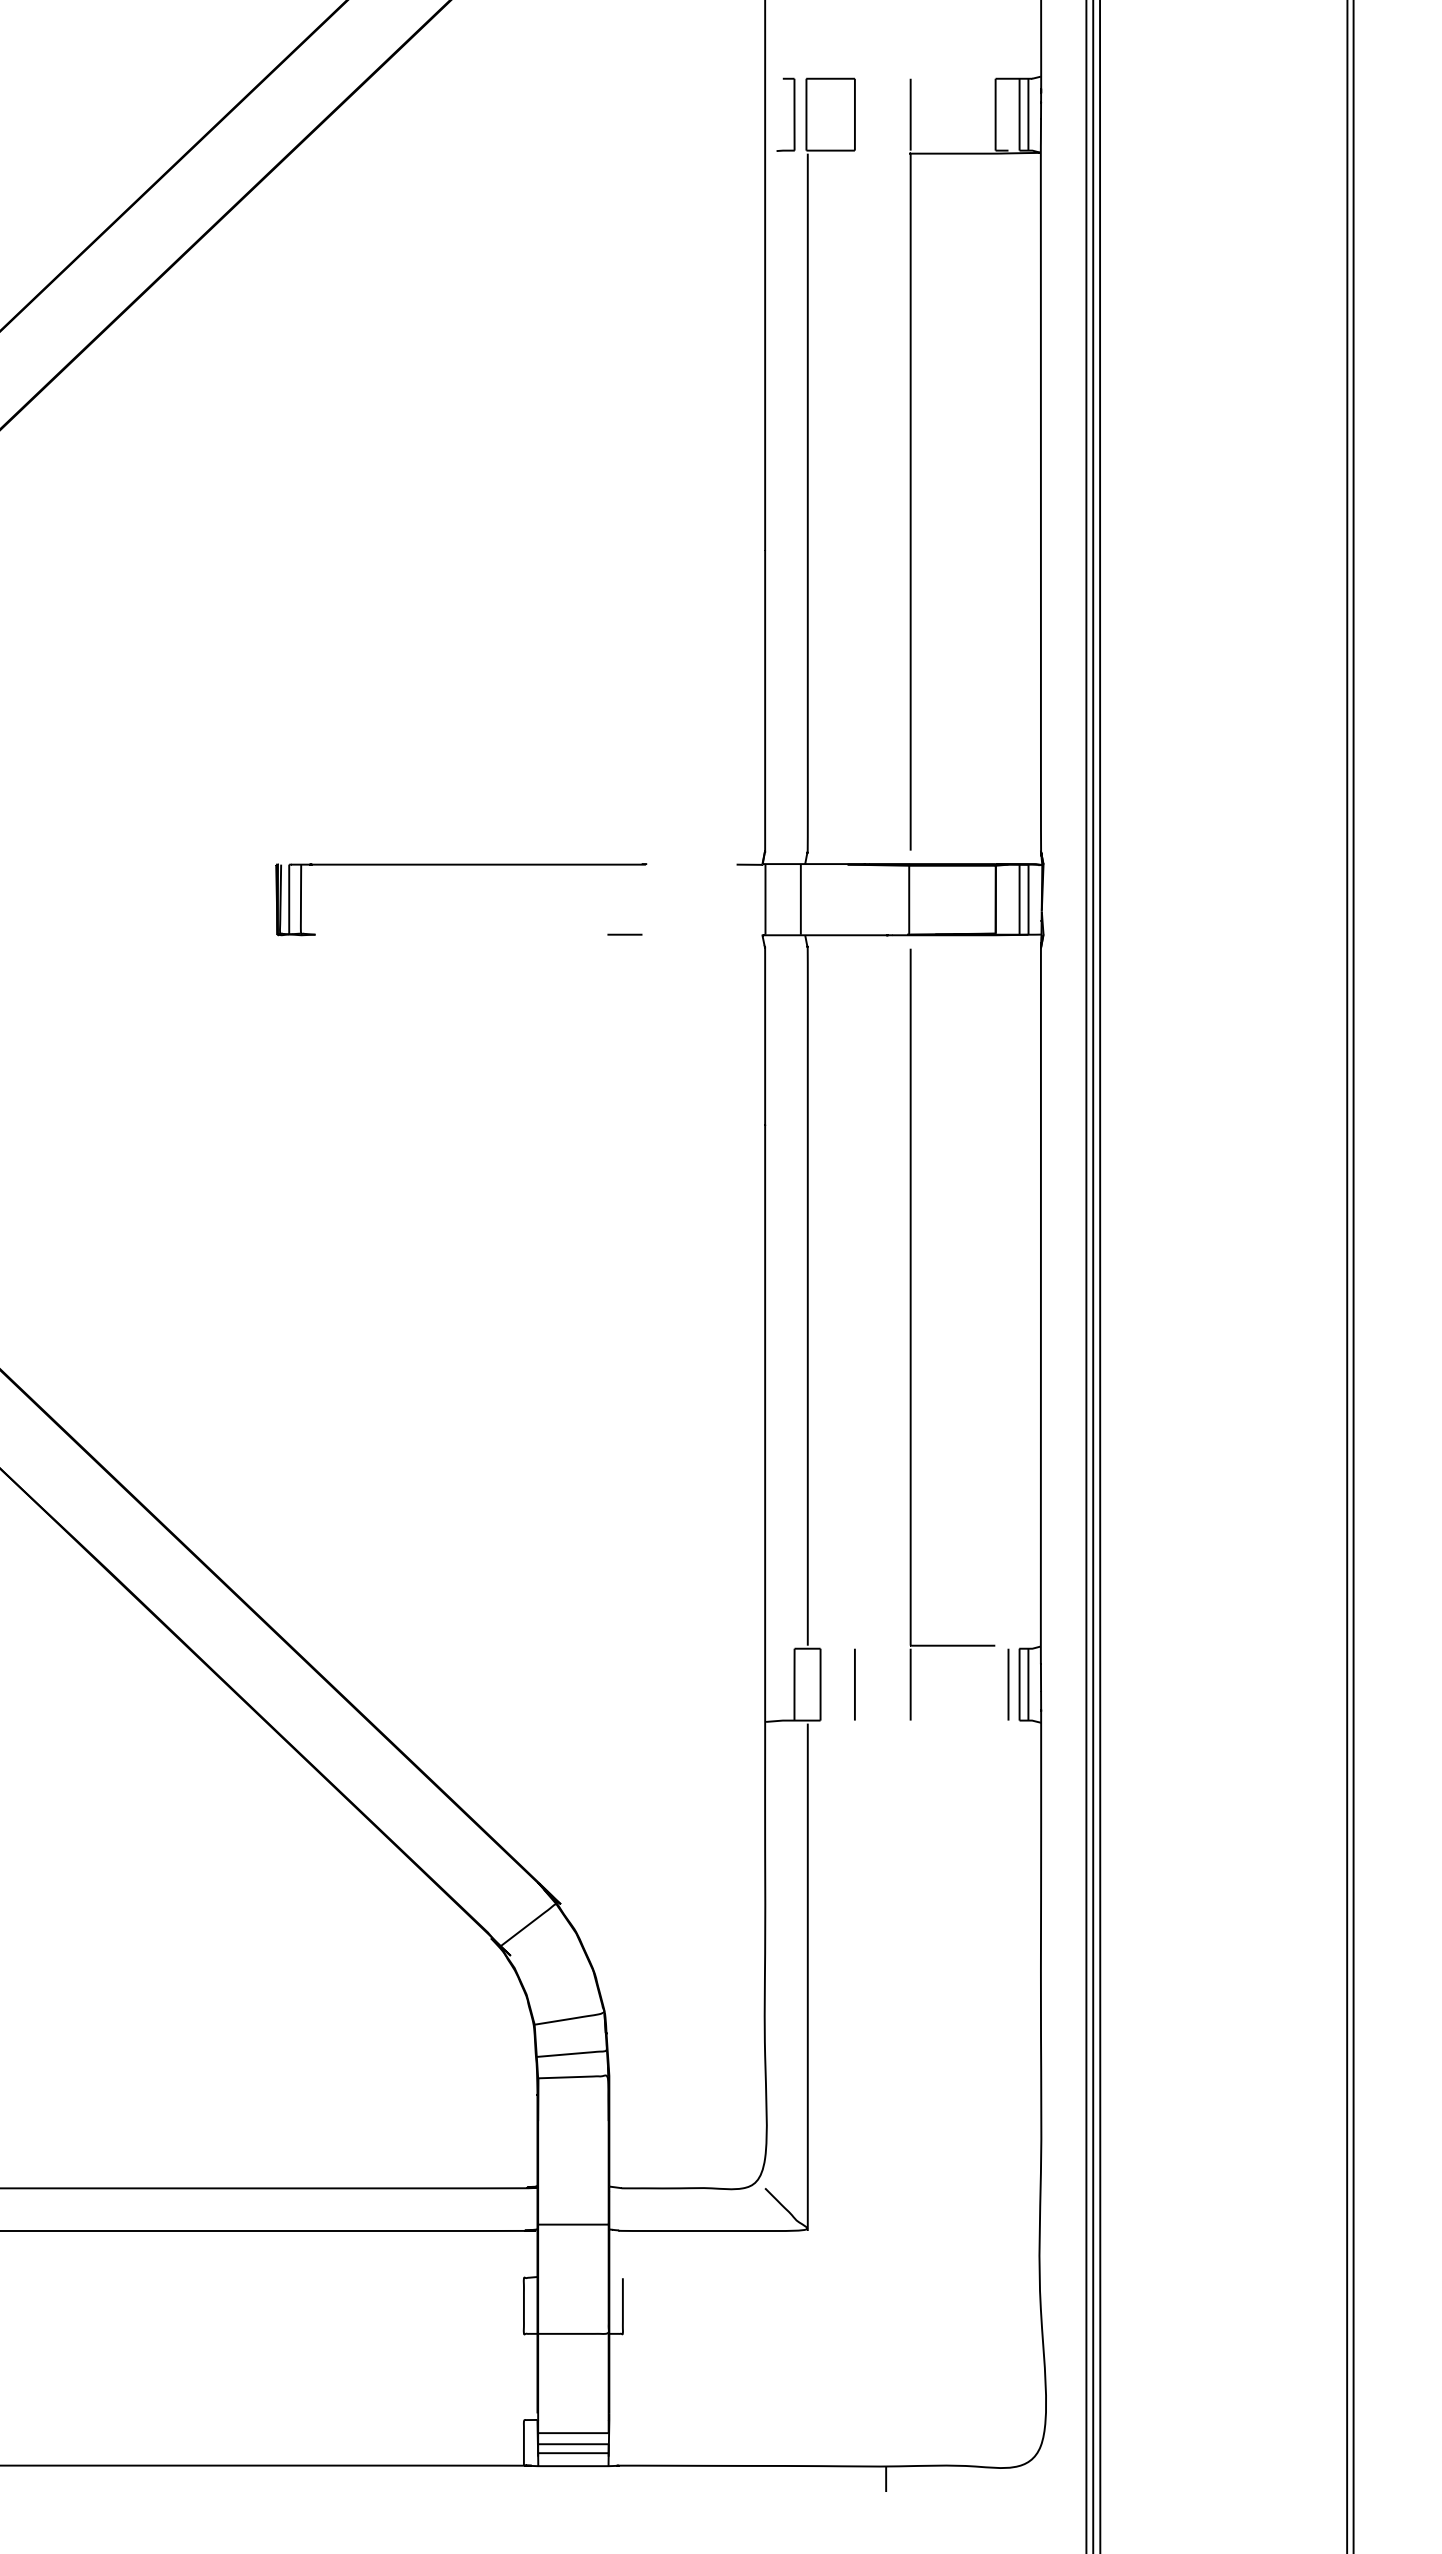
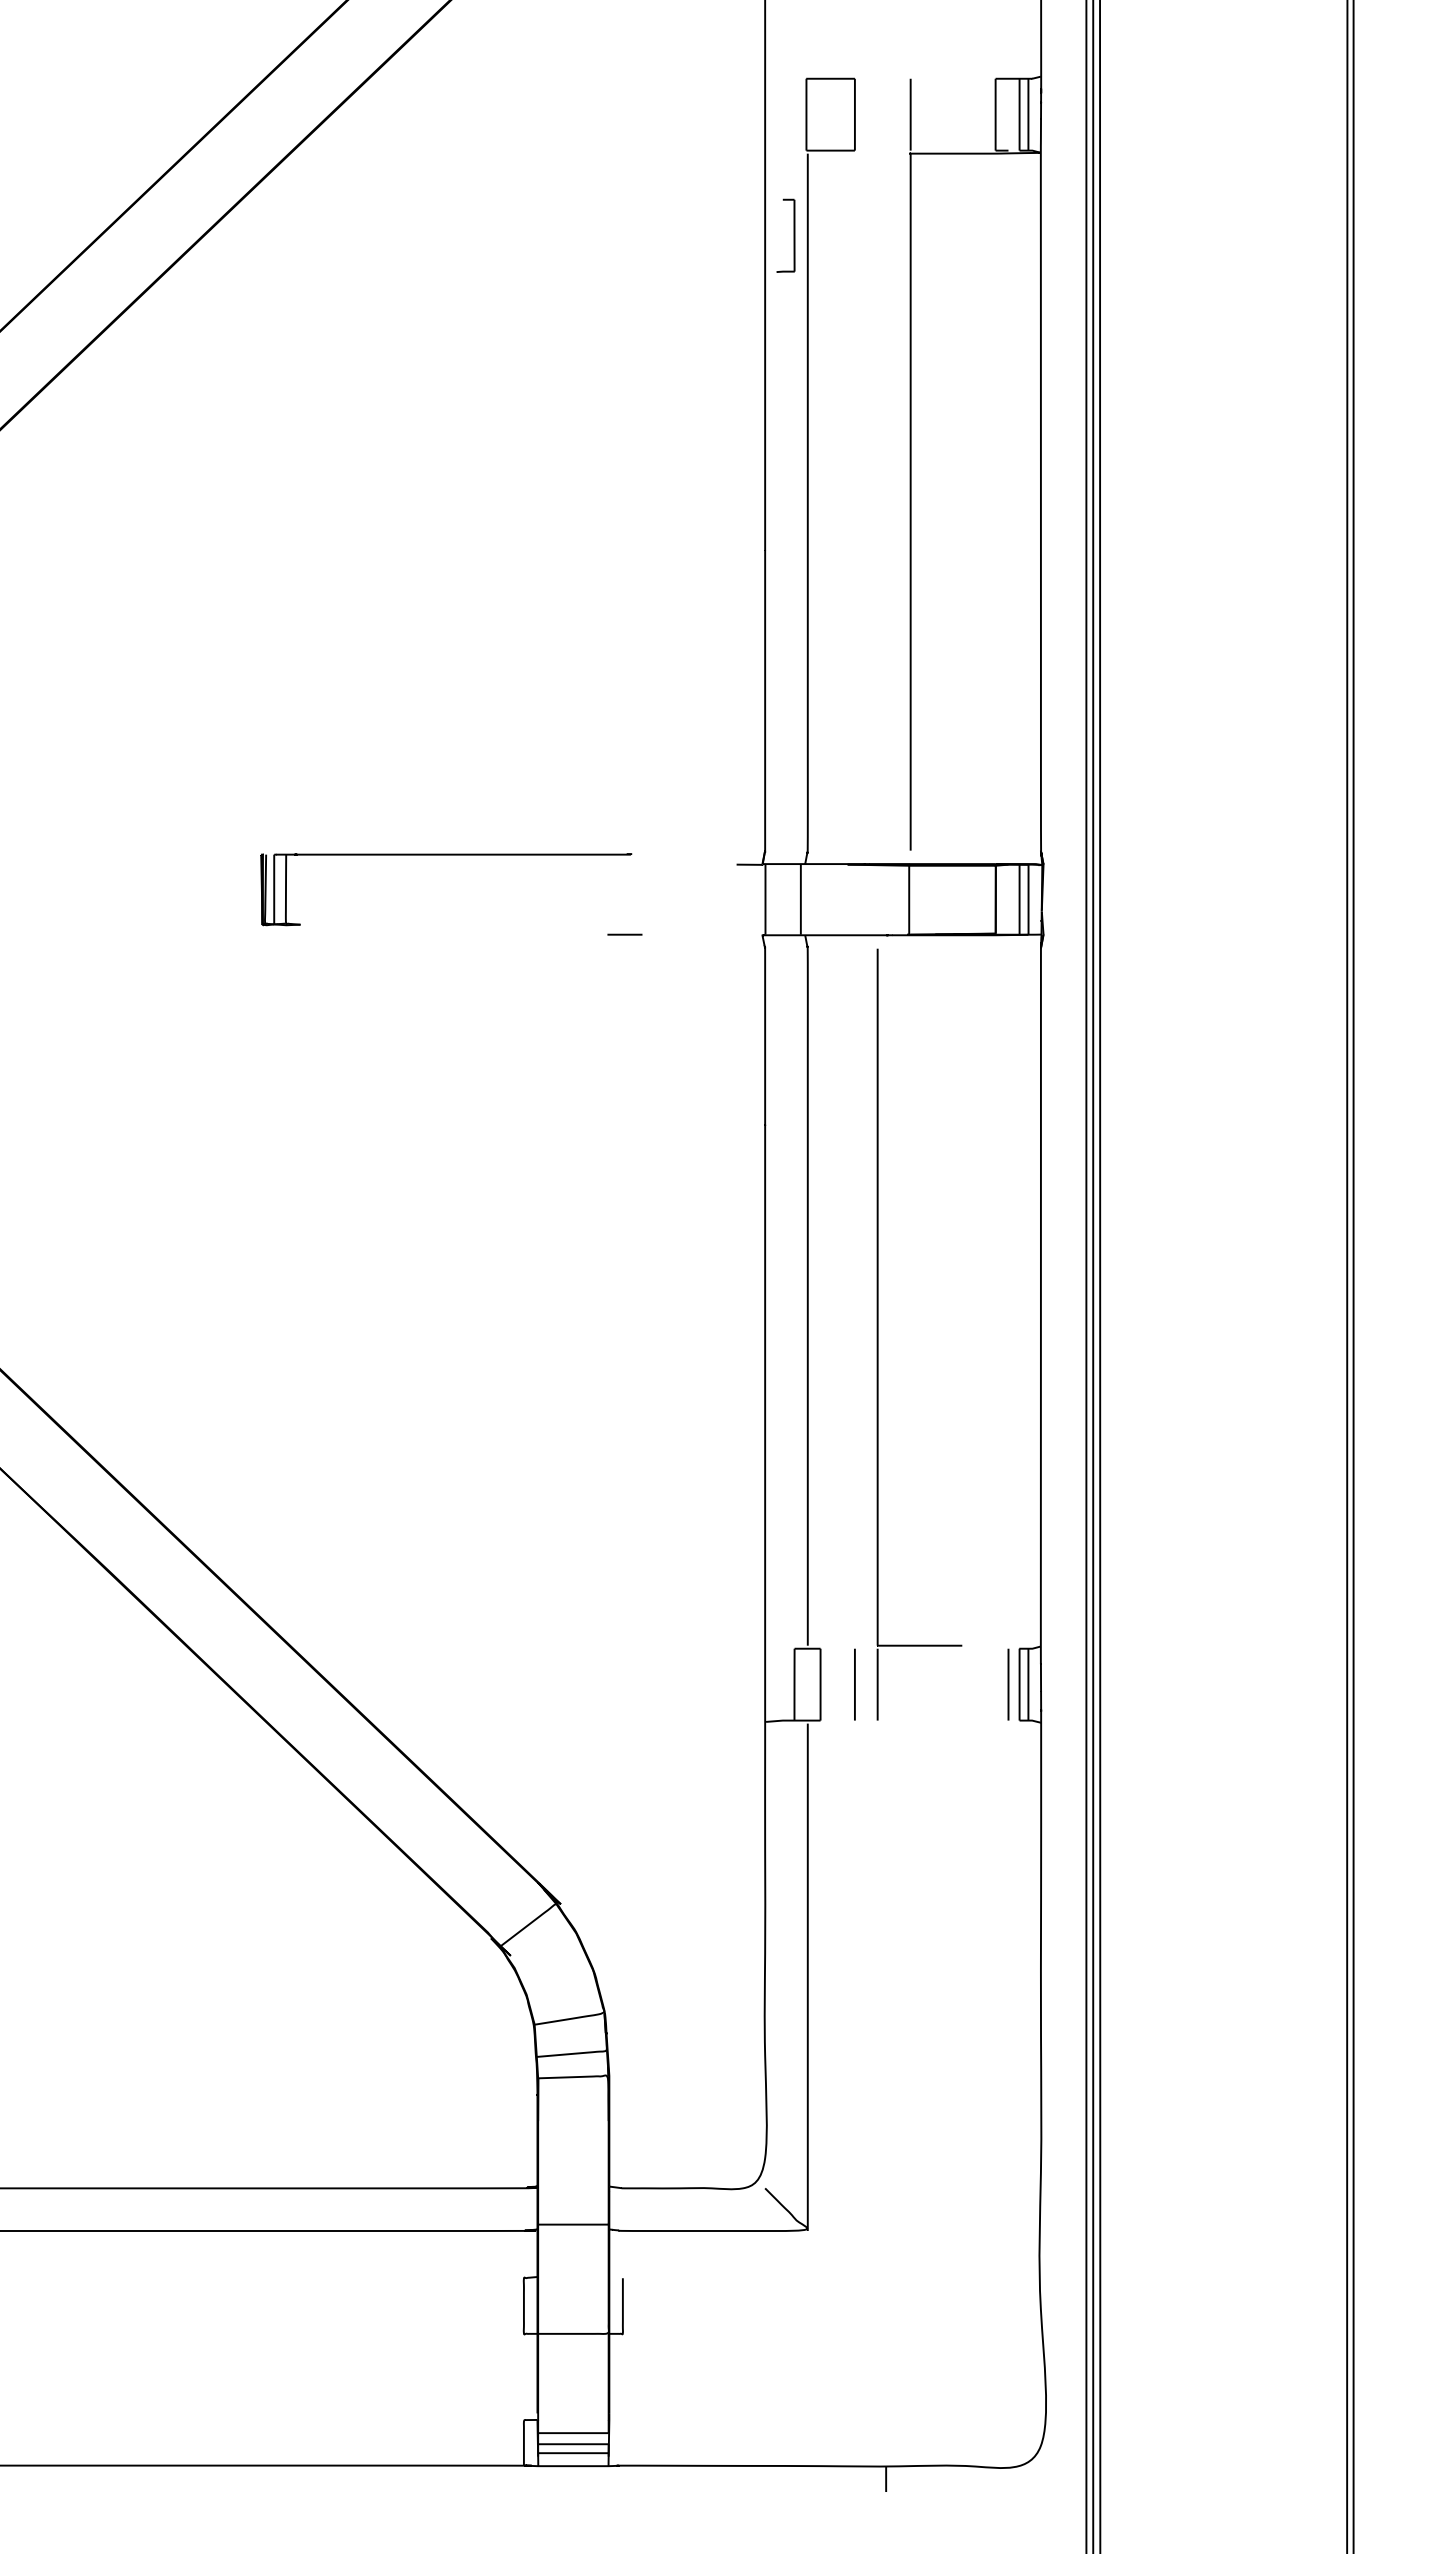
part position: (793, 114) -> (793, 235) (793, 235)
part position: (461, 865) -> (446, 855) (446, 855)
part position: (911, 1334) -> (878, 1334) (878, 1334)
